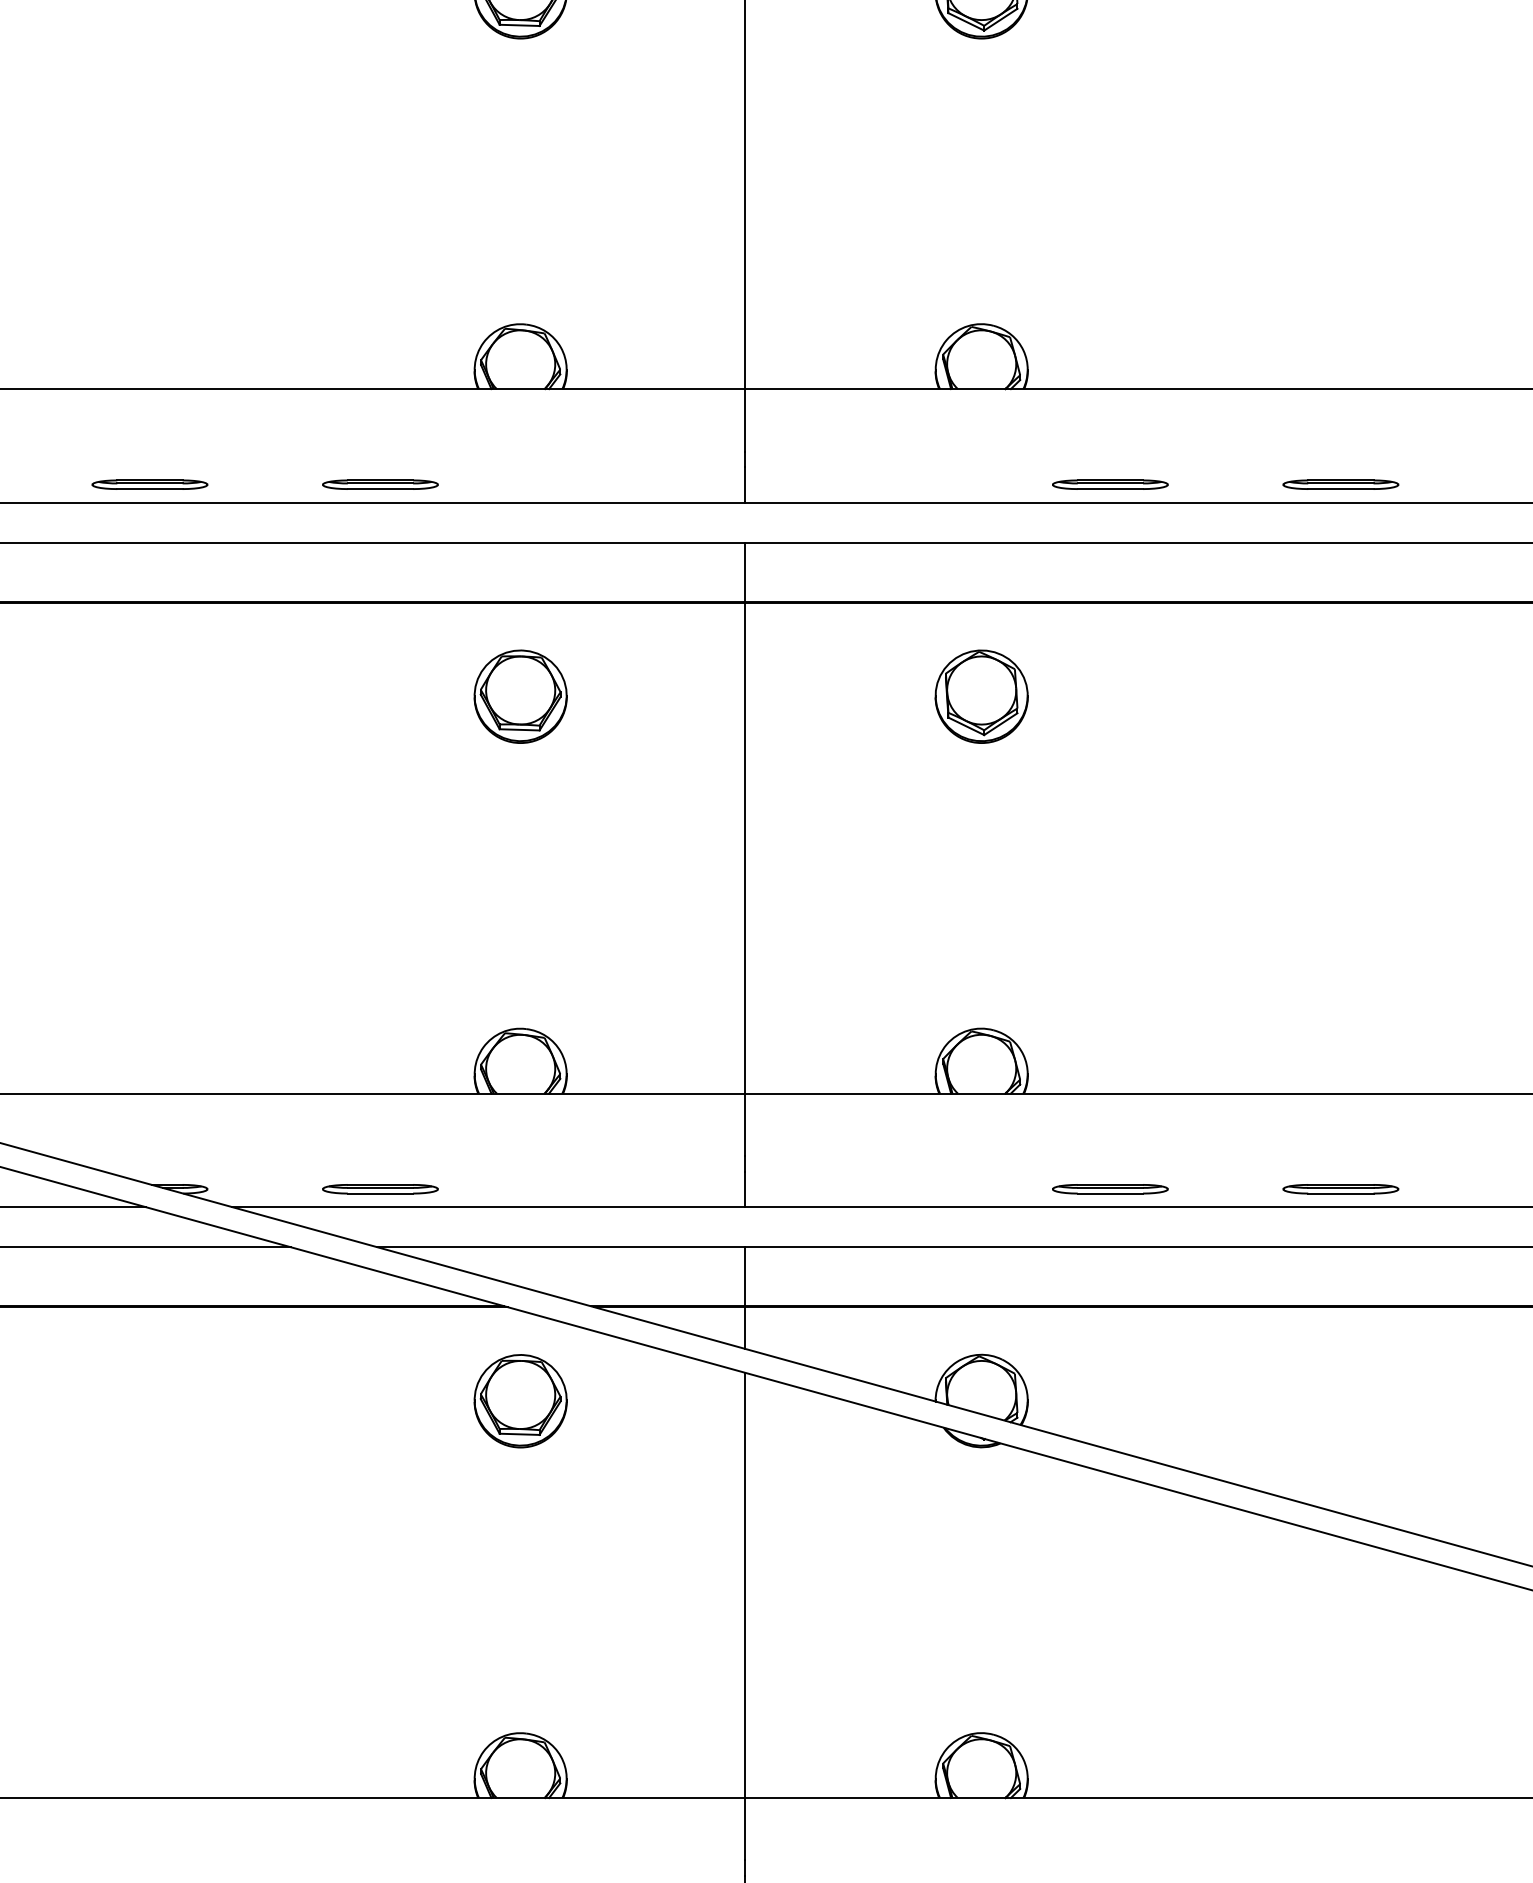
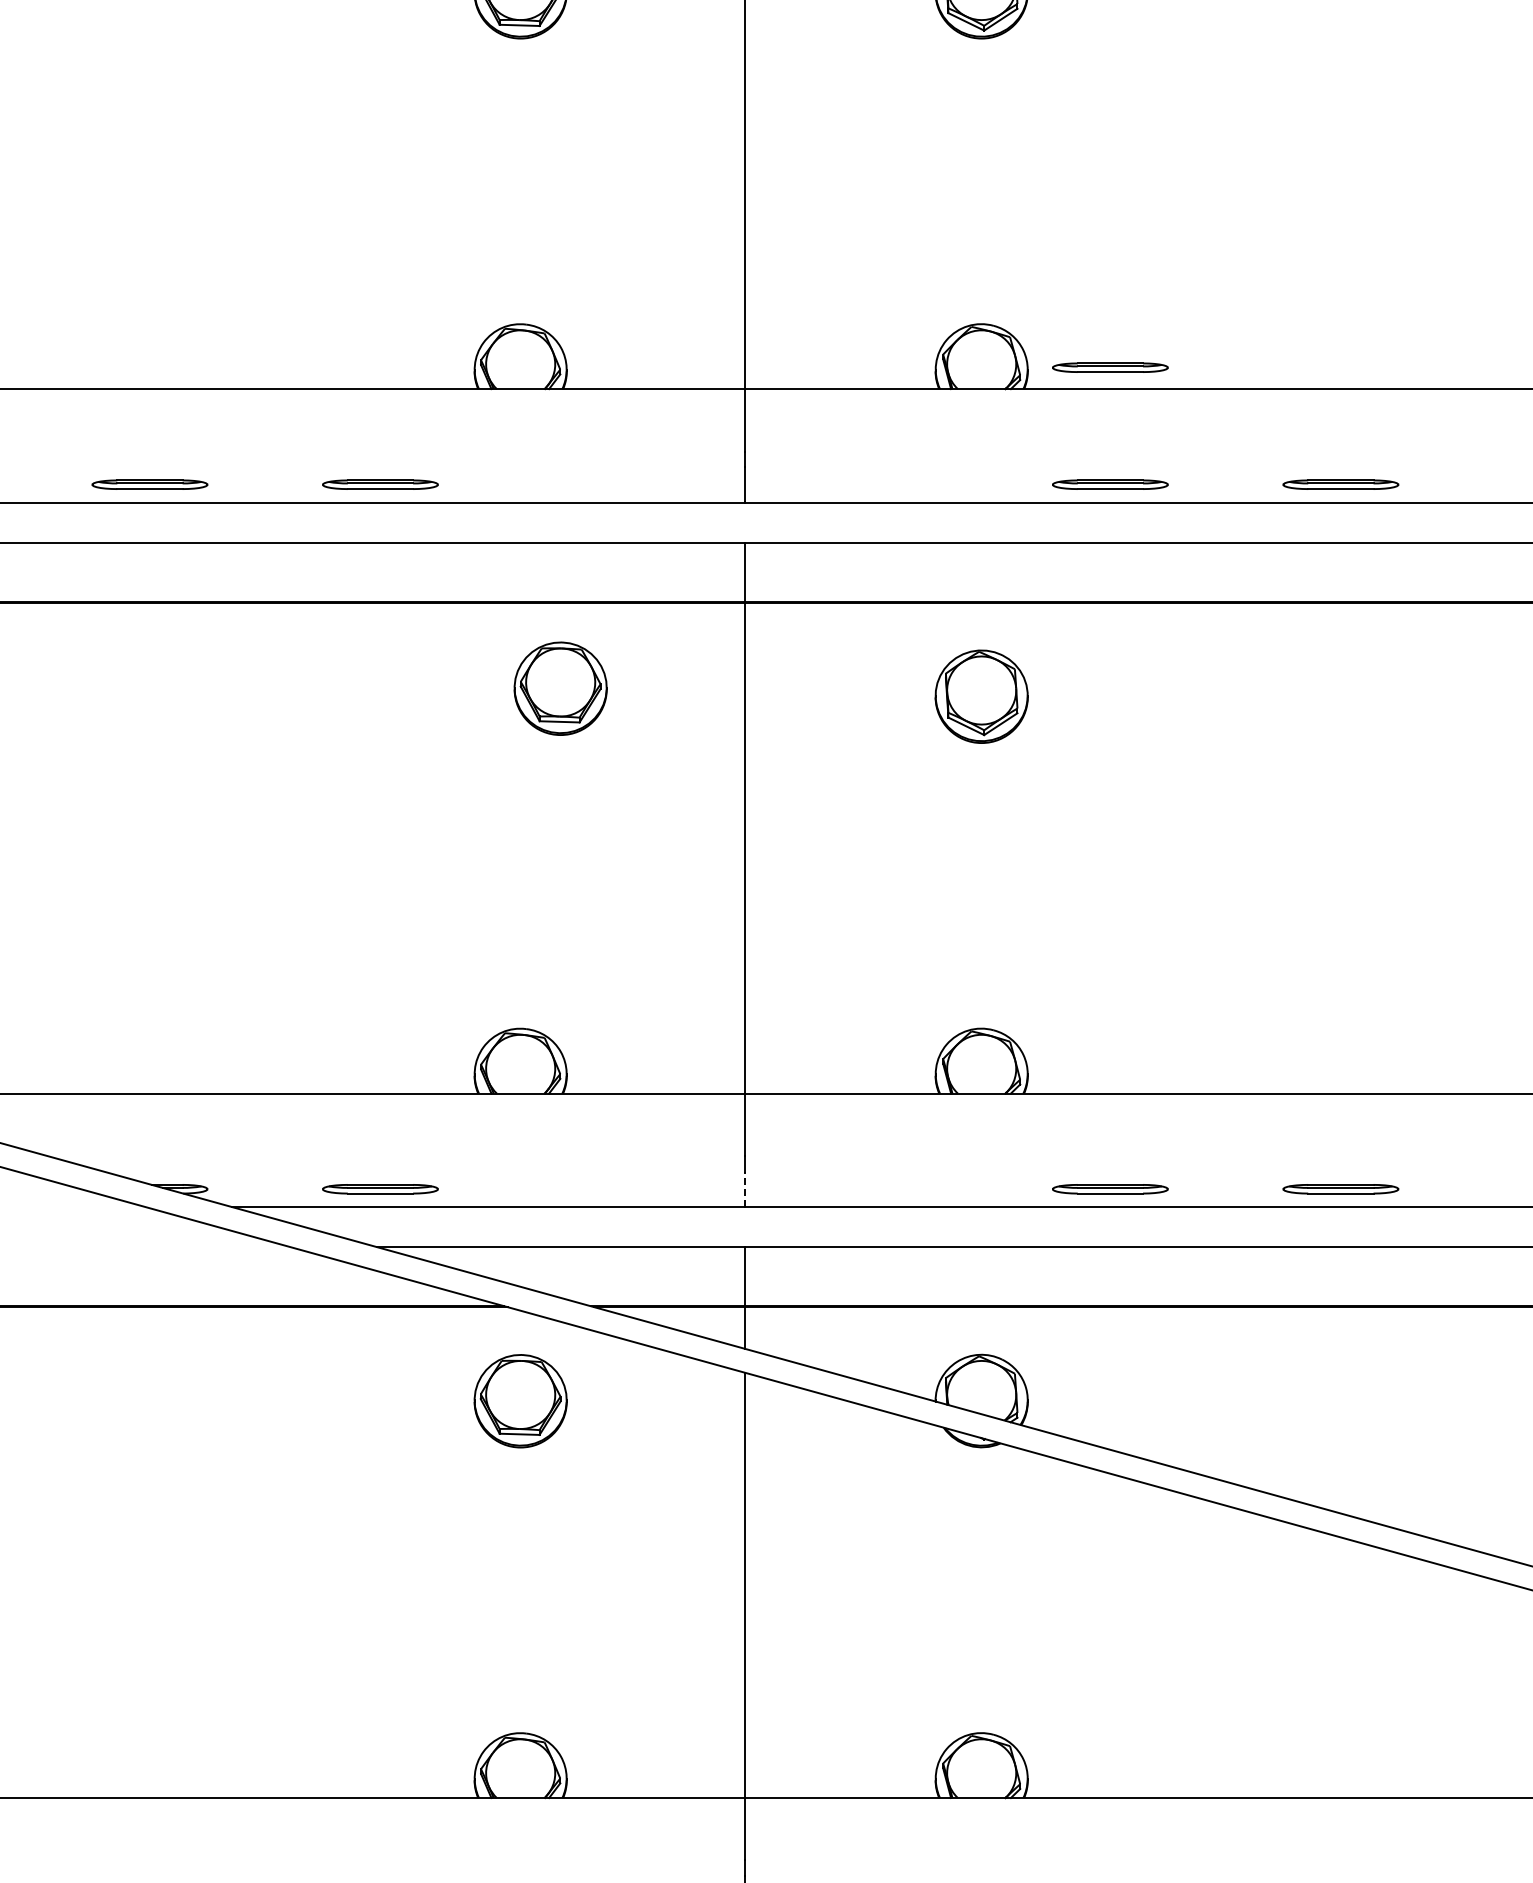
part: none -> present (1110, 367)
part position: (520, 696) -> (560, 688) (560, 688)
line: solid -> dashed (745, 1189)
line: present -> none (73, 1207)
line: present -> none (146, 1247)
